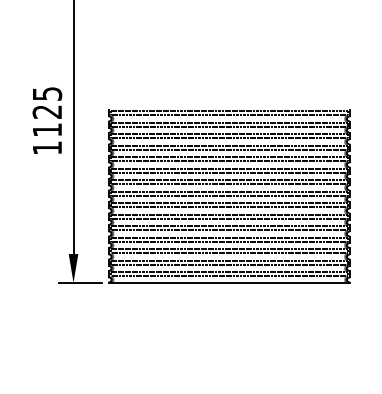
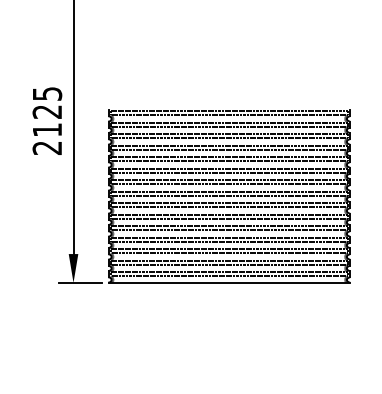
text: 1125 -> 2125 (46, 147)
